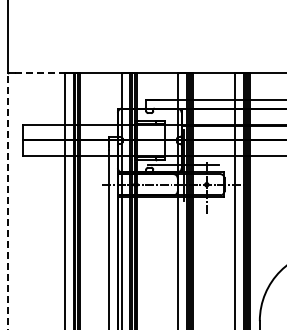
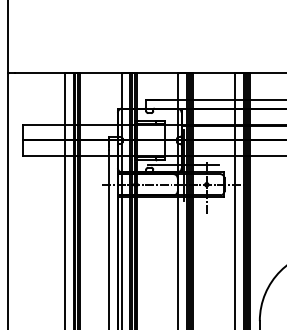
line: dashed -> solid (41, 73)
line: dashed -> solid (8, 201)
